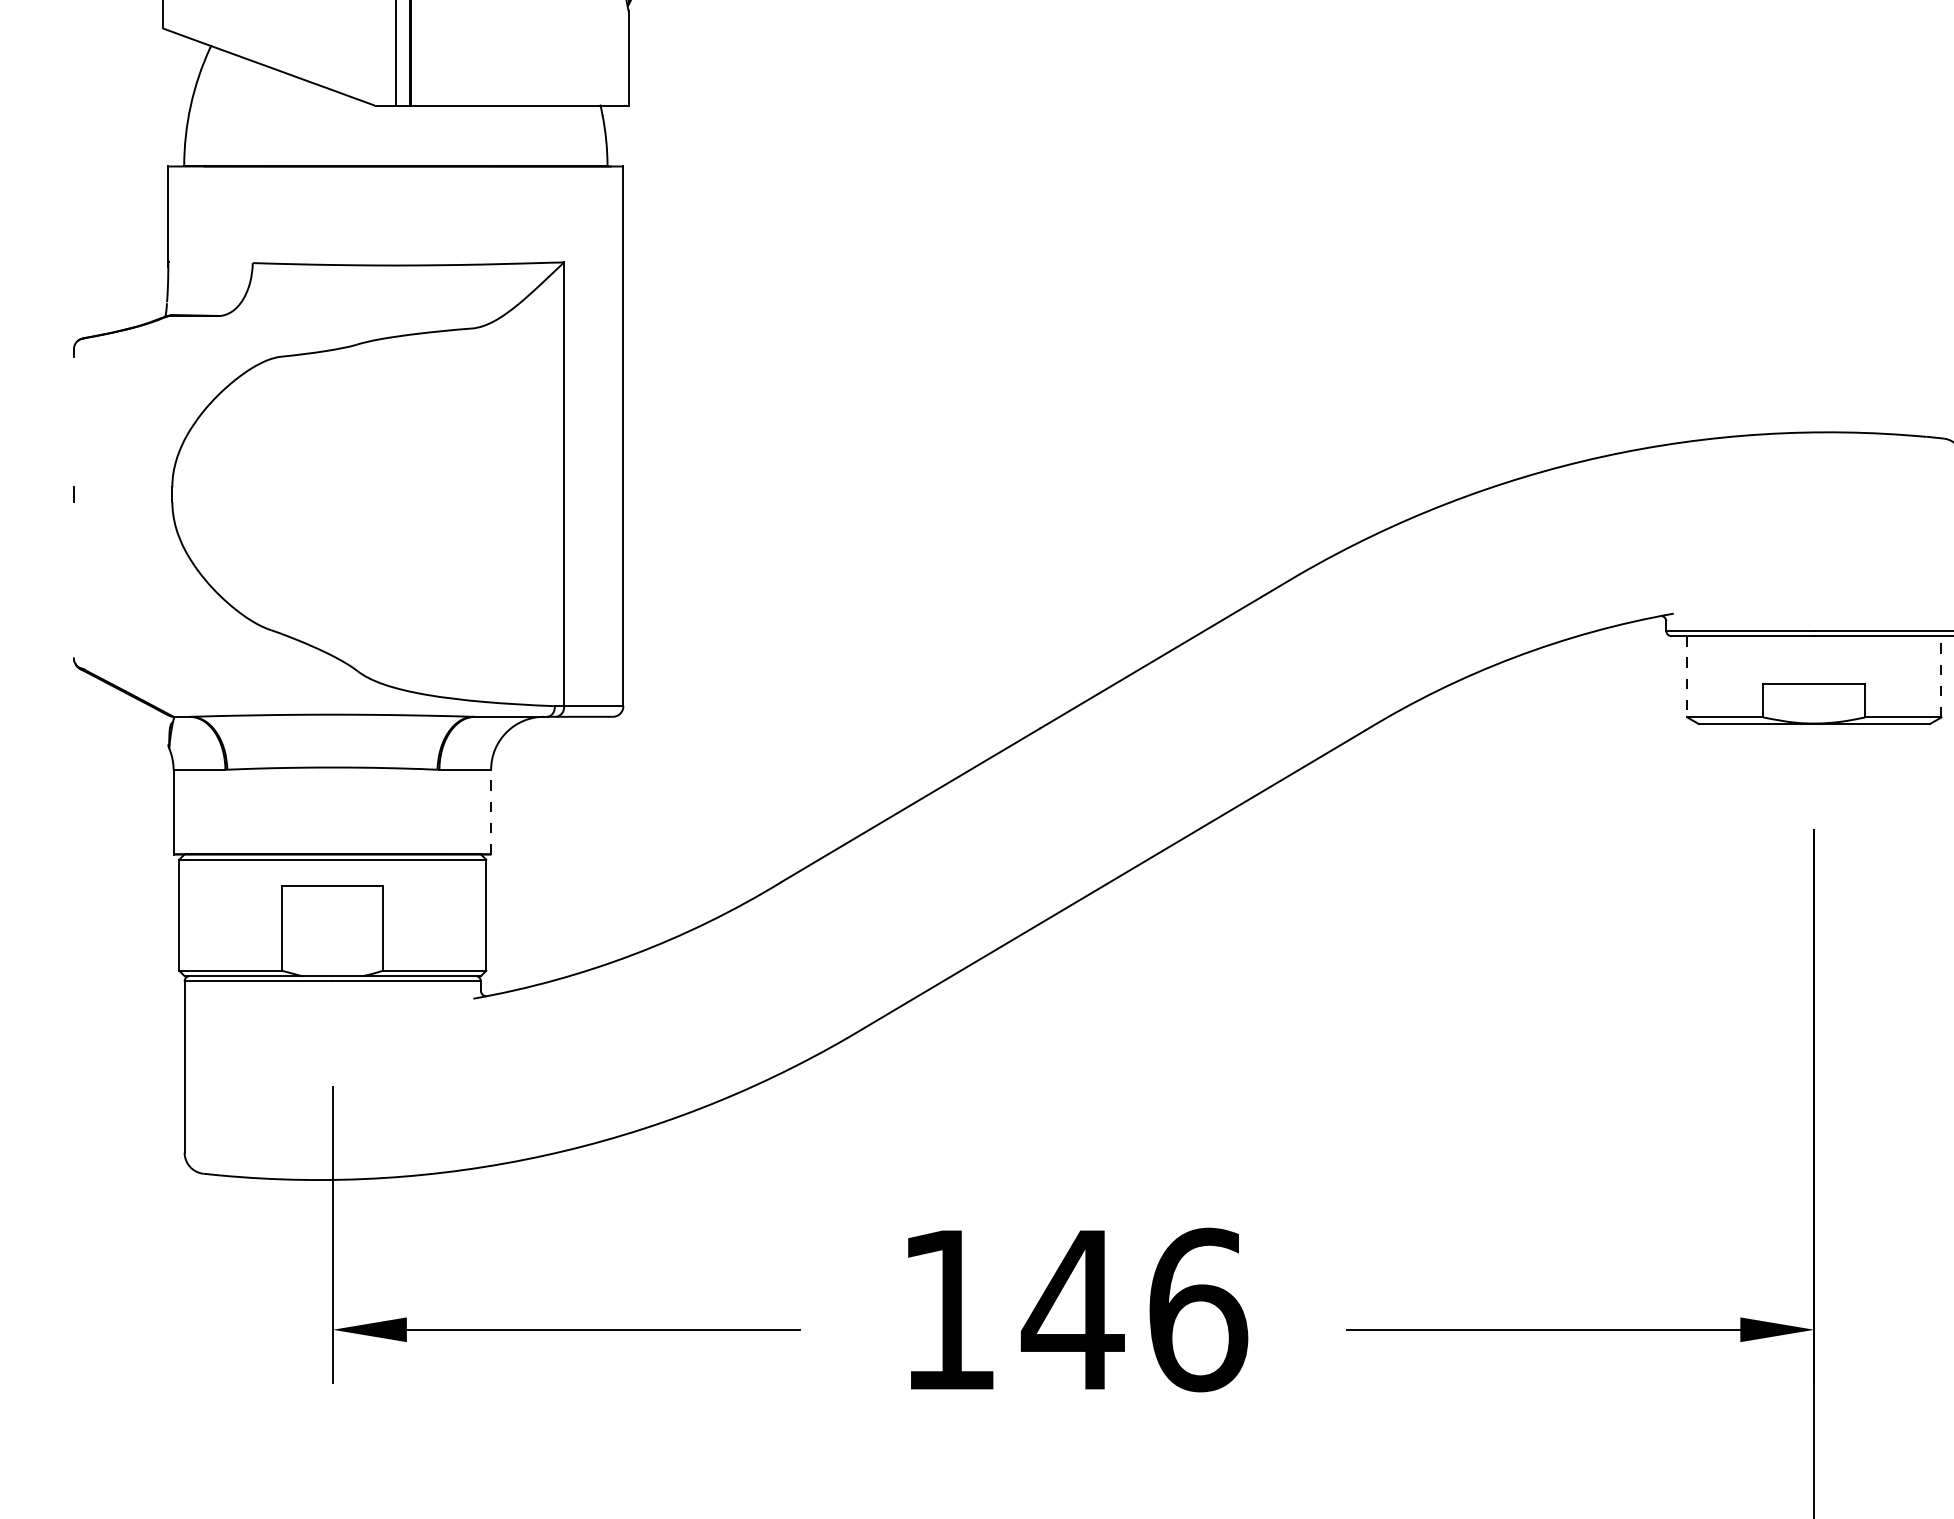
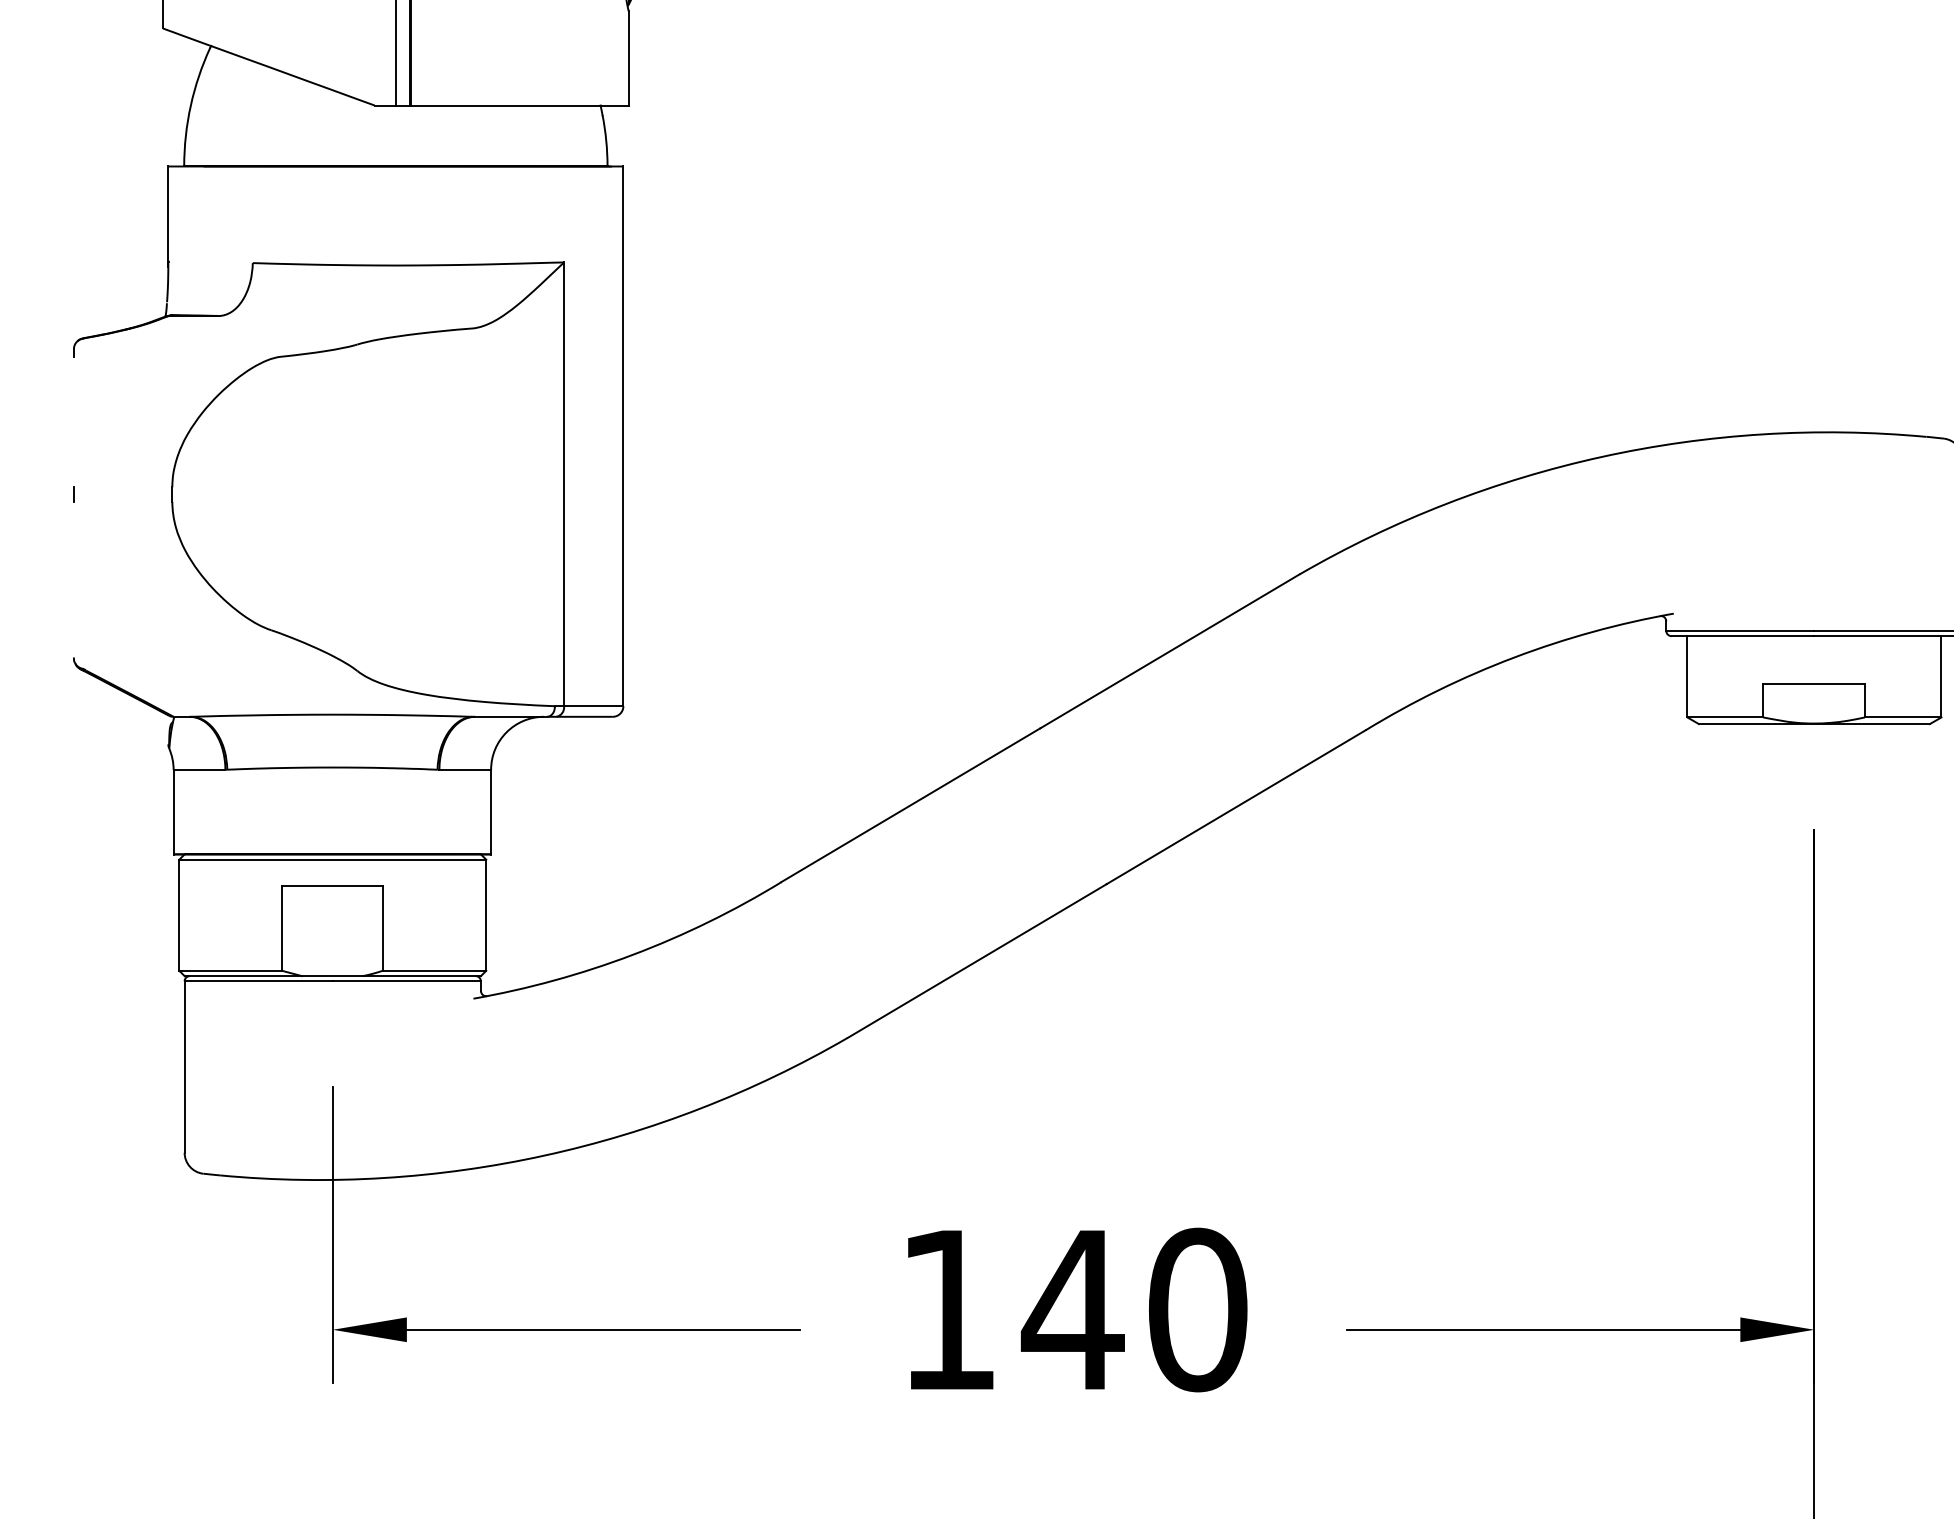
line: dashed -> solid (1687, 676)
line: dashed -> solid (1941, 676)
line: dashed -> solid (491, 811)
text: 146 -> 140 (1198, 1309)
